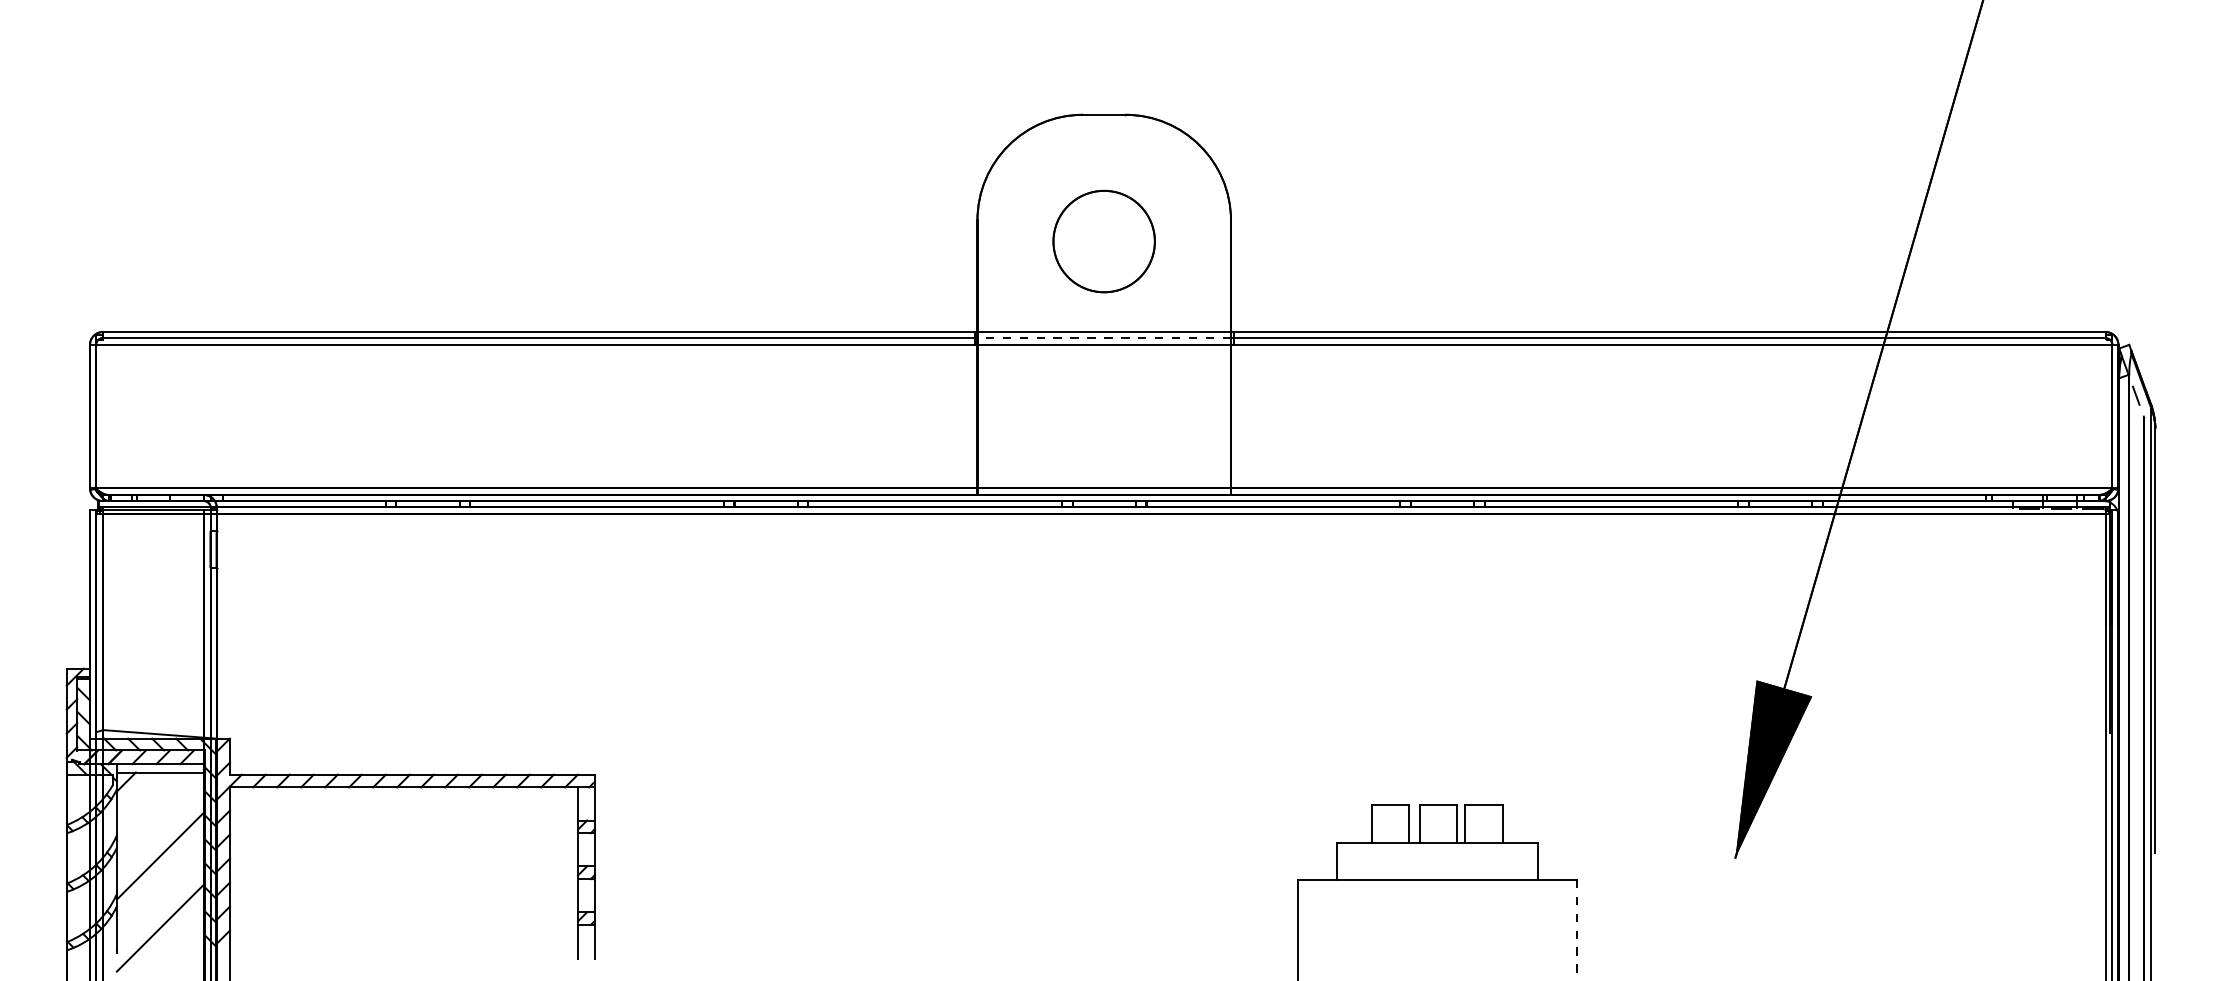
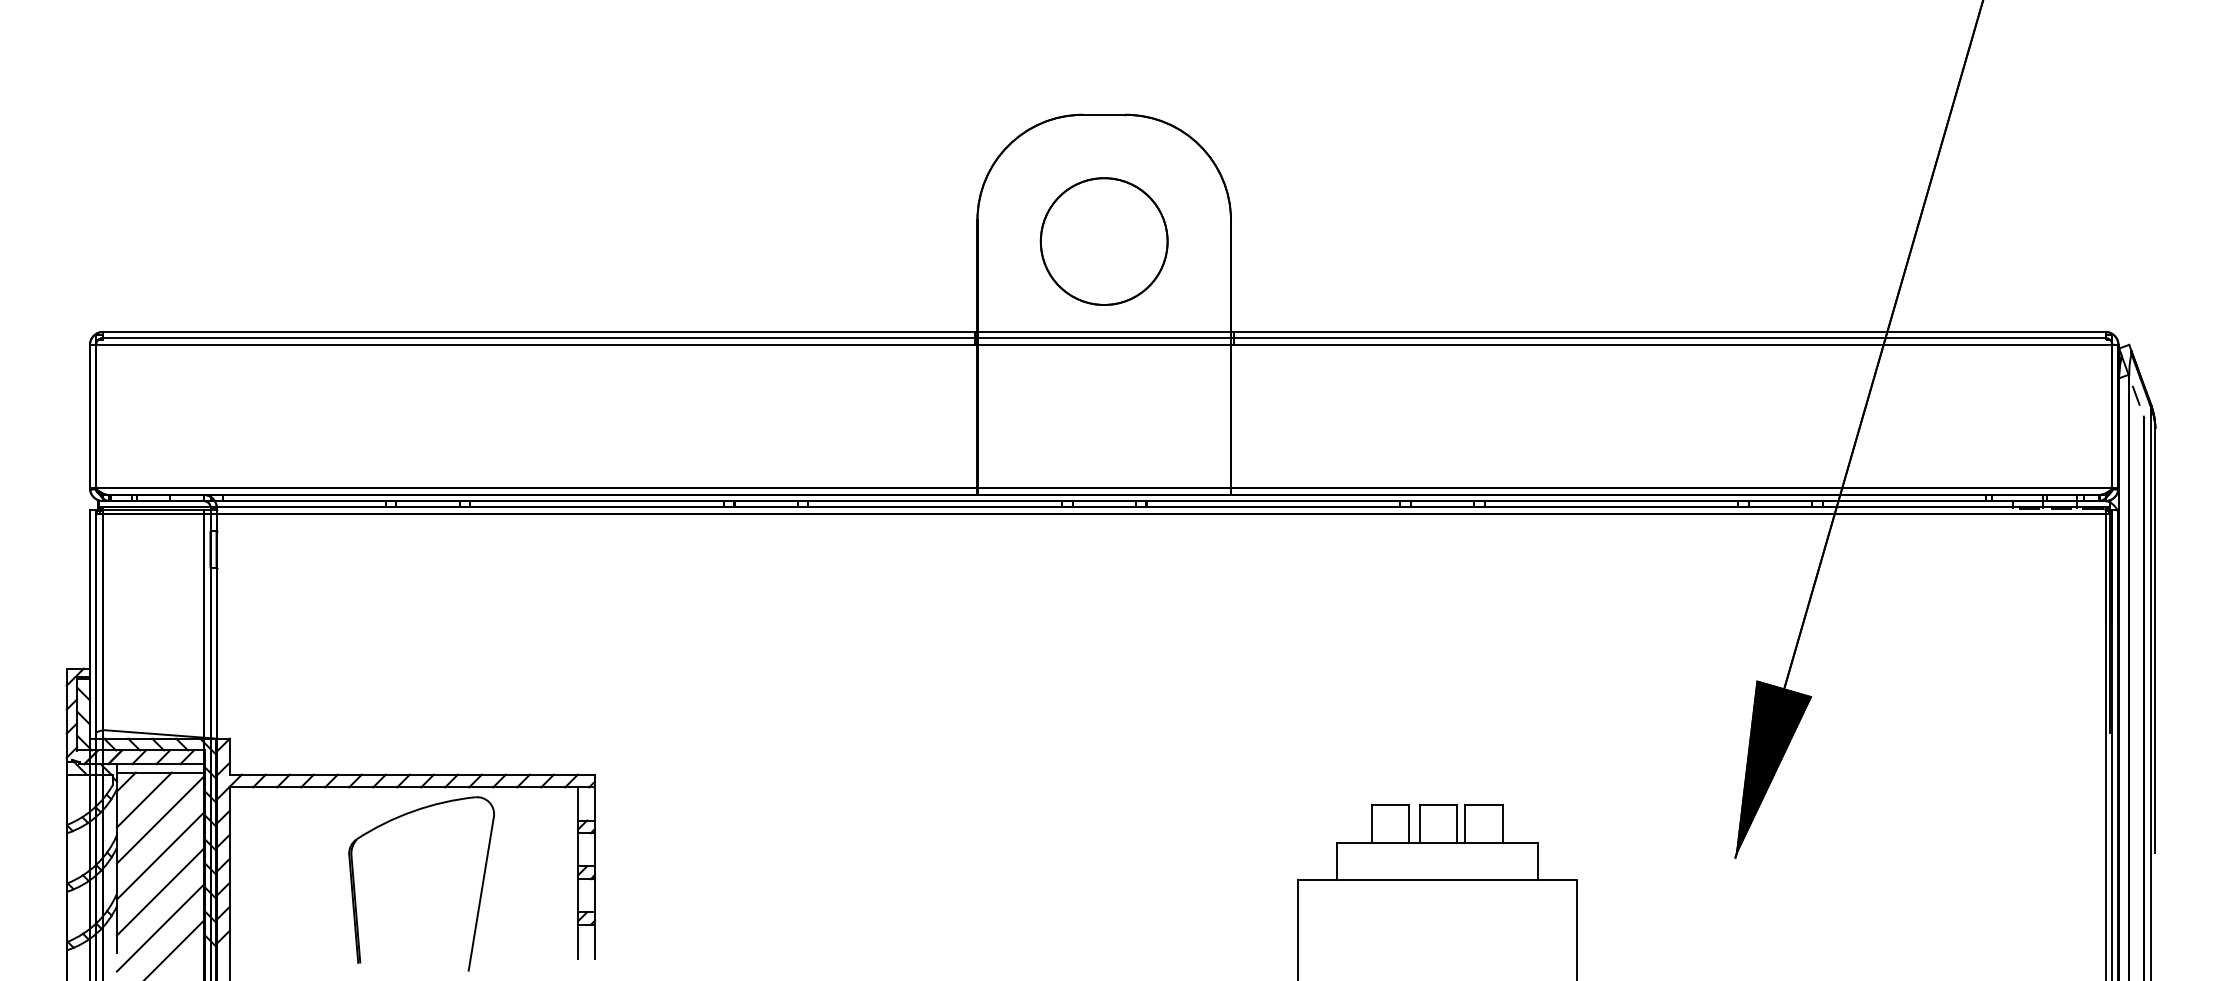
part size: 104x105 px -> 130x129 px (1103, 241)
line: dashed -> solid (1104, 338)
line: none -> present (143, 799)
line: none -> present (160, 819)
part: none -> present (480, 890)
line: none -> present (160, 891)
line: dashed -> solid (1577, 930)
line: none -> present (175, 948)
